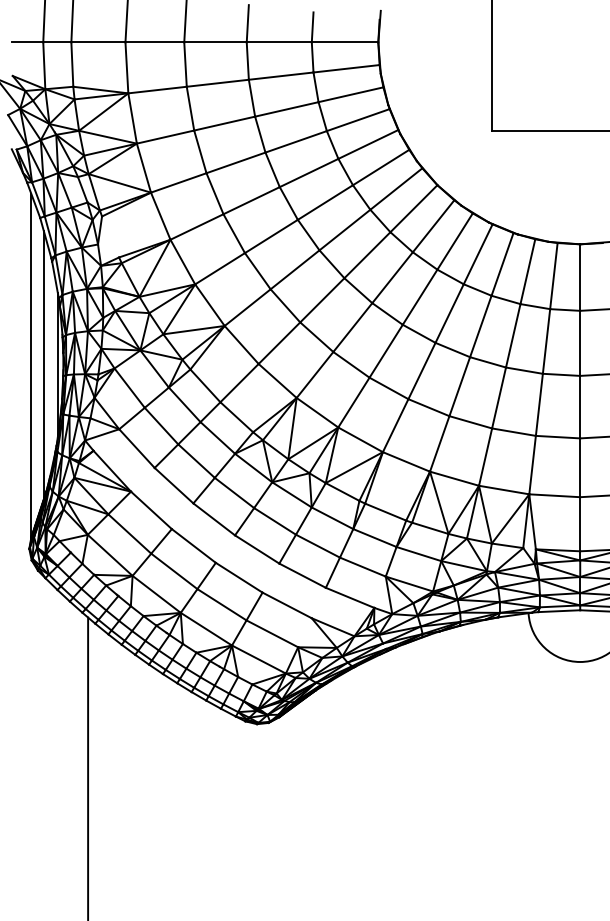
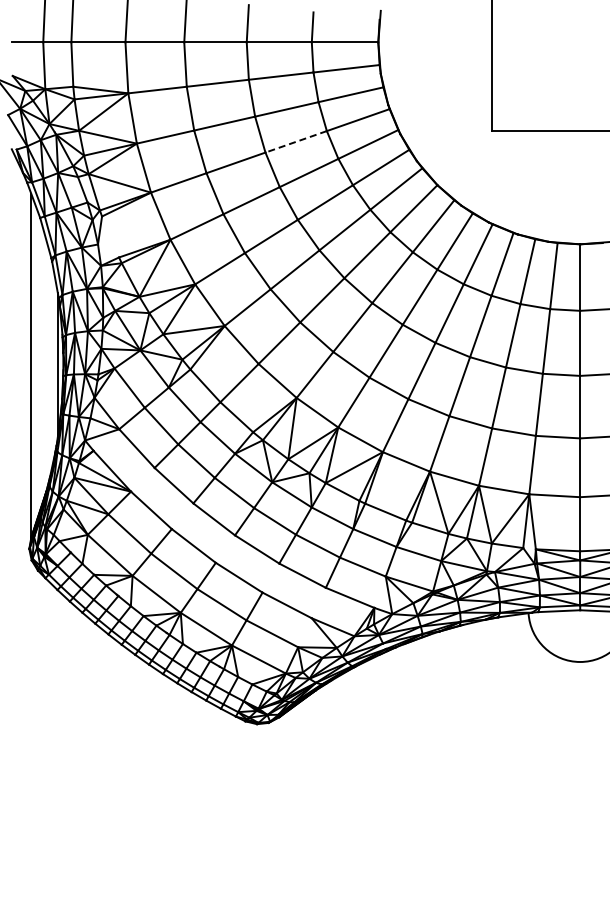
line: solid -> dashed (296, 141)
line: present -> none (43, 365)
line: present -> none (88, 767)
